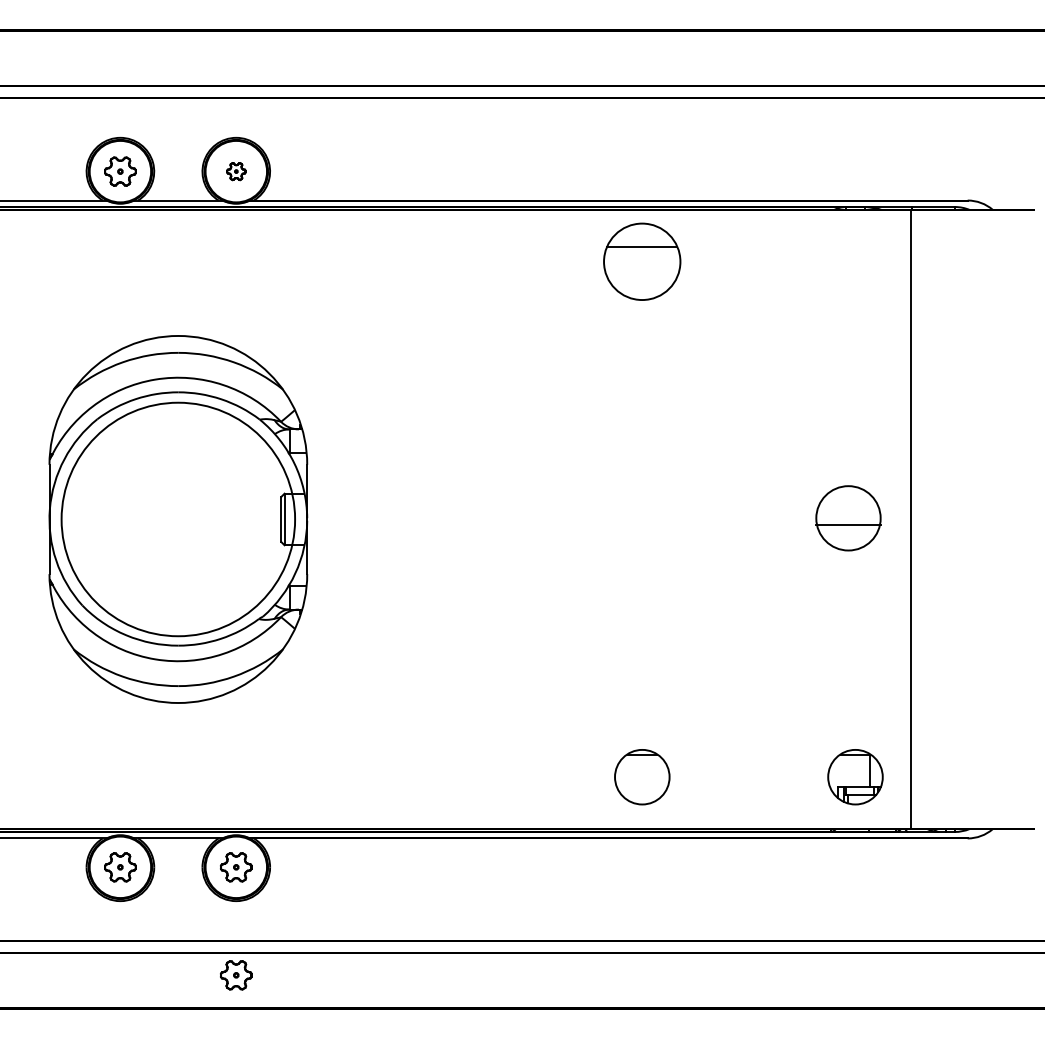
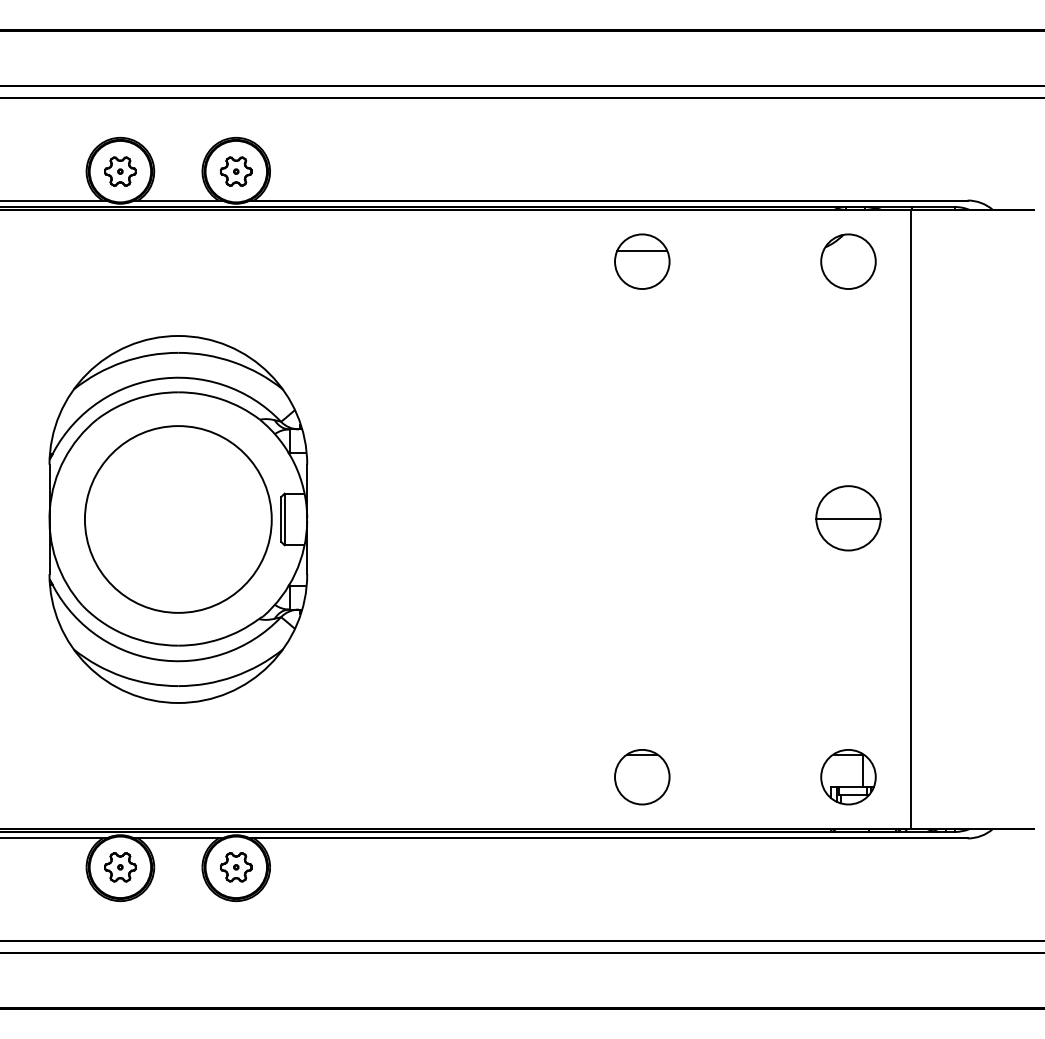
part size: 21x20 px -> 33x31 px (236, 171)
part size: 79x79 px -> 57x57 px (642, 261)
part: none -> present (848, 261)
circle diameter: 234 px -> 187 px (177, 519)
line position: (848, 525) -> (848, 519) (848, 519)
part position: (855, 777) -> (848, 777) (848, 777)
part: present -> none (236, 975)
